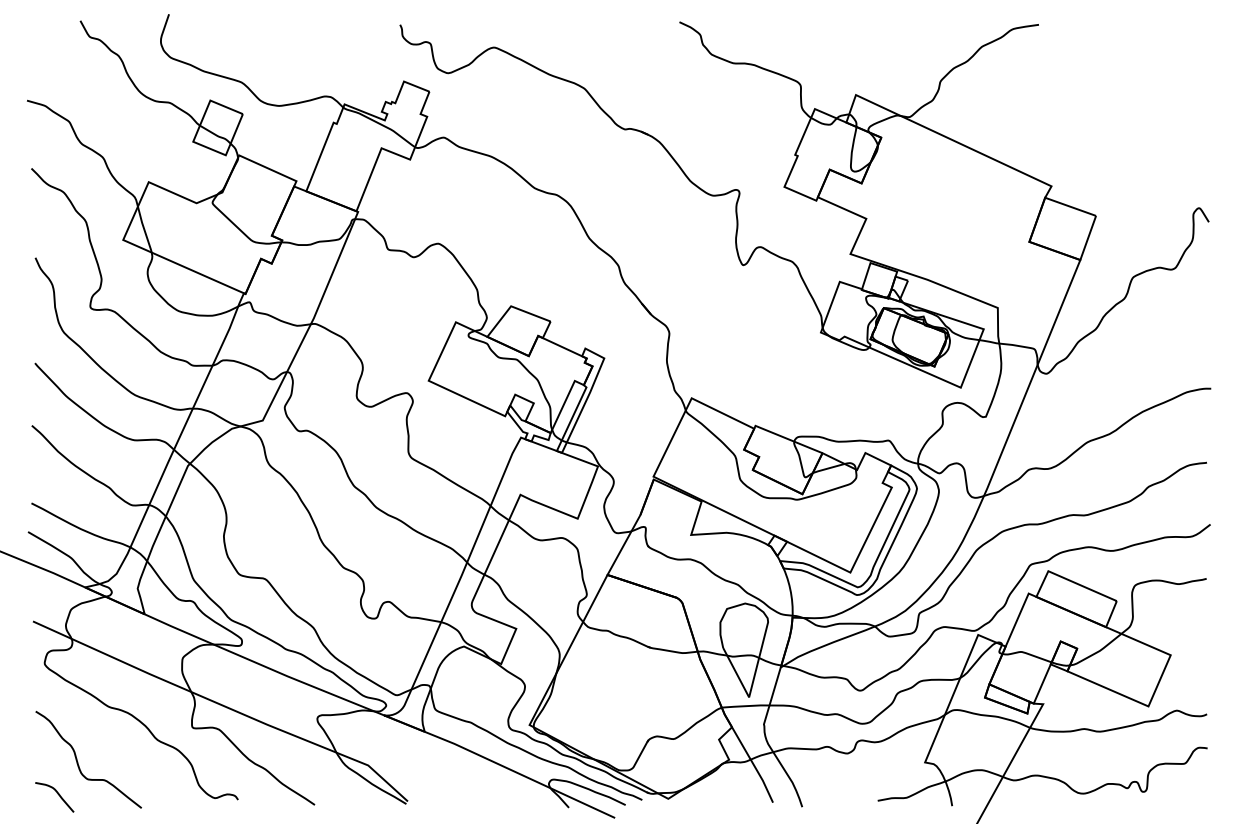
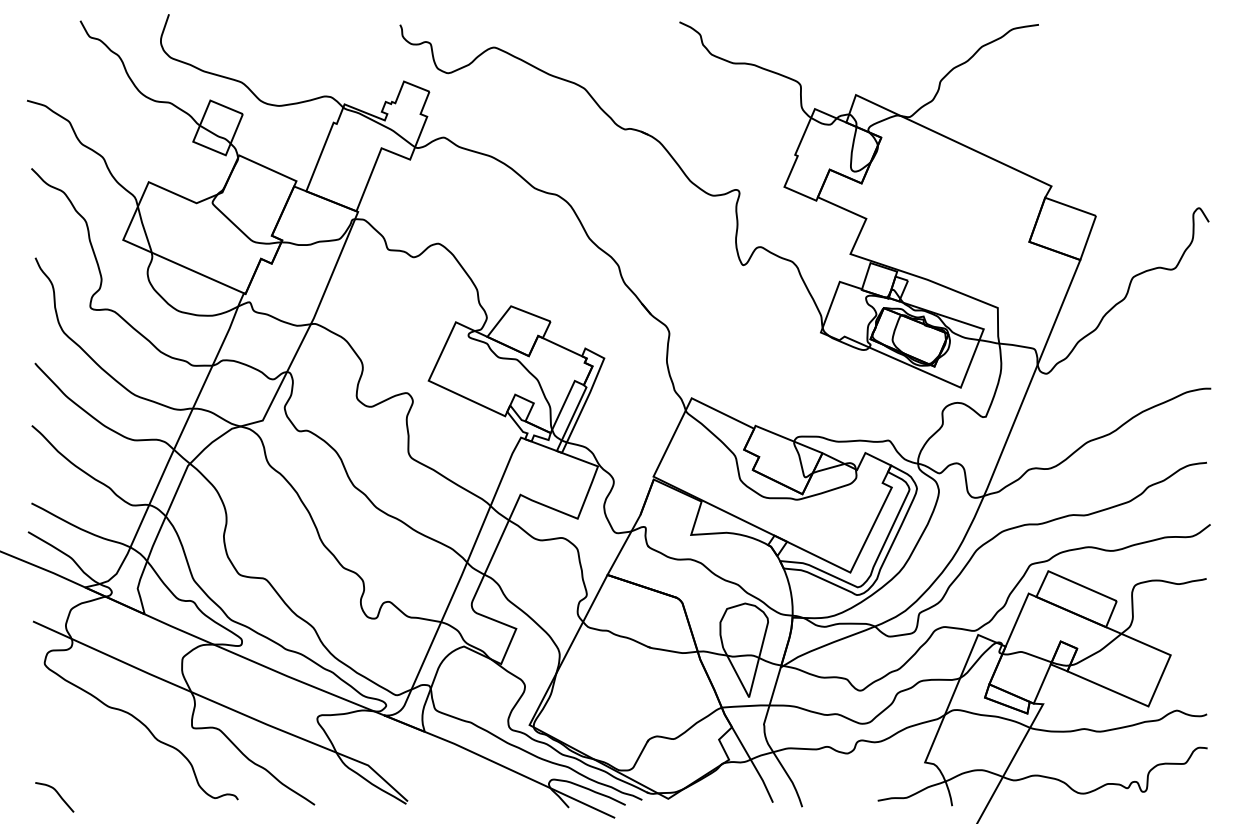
curve: present -> none (78, 762)
